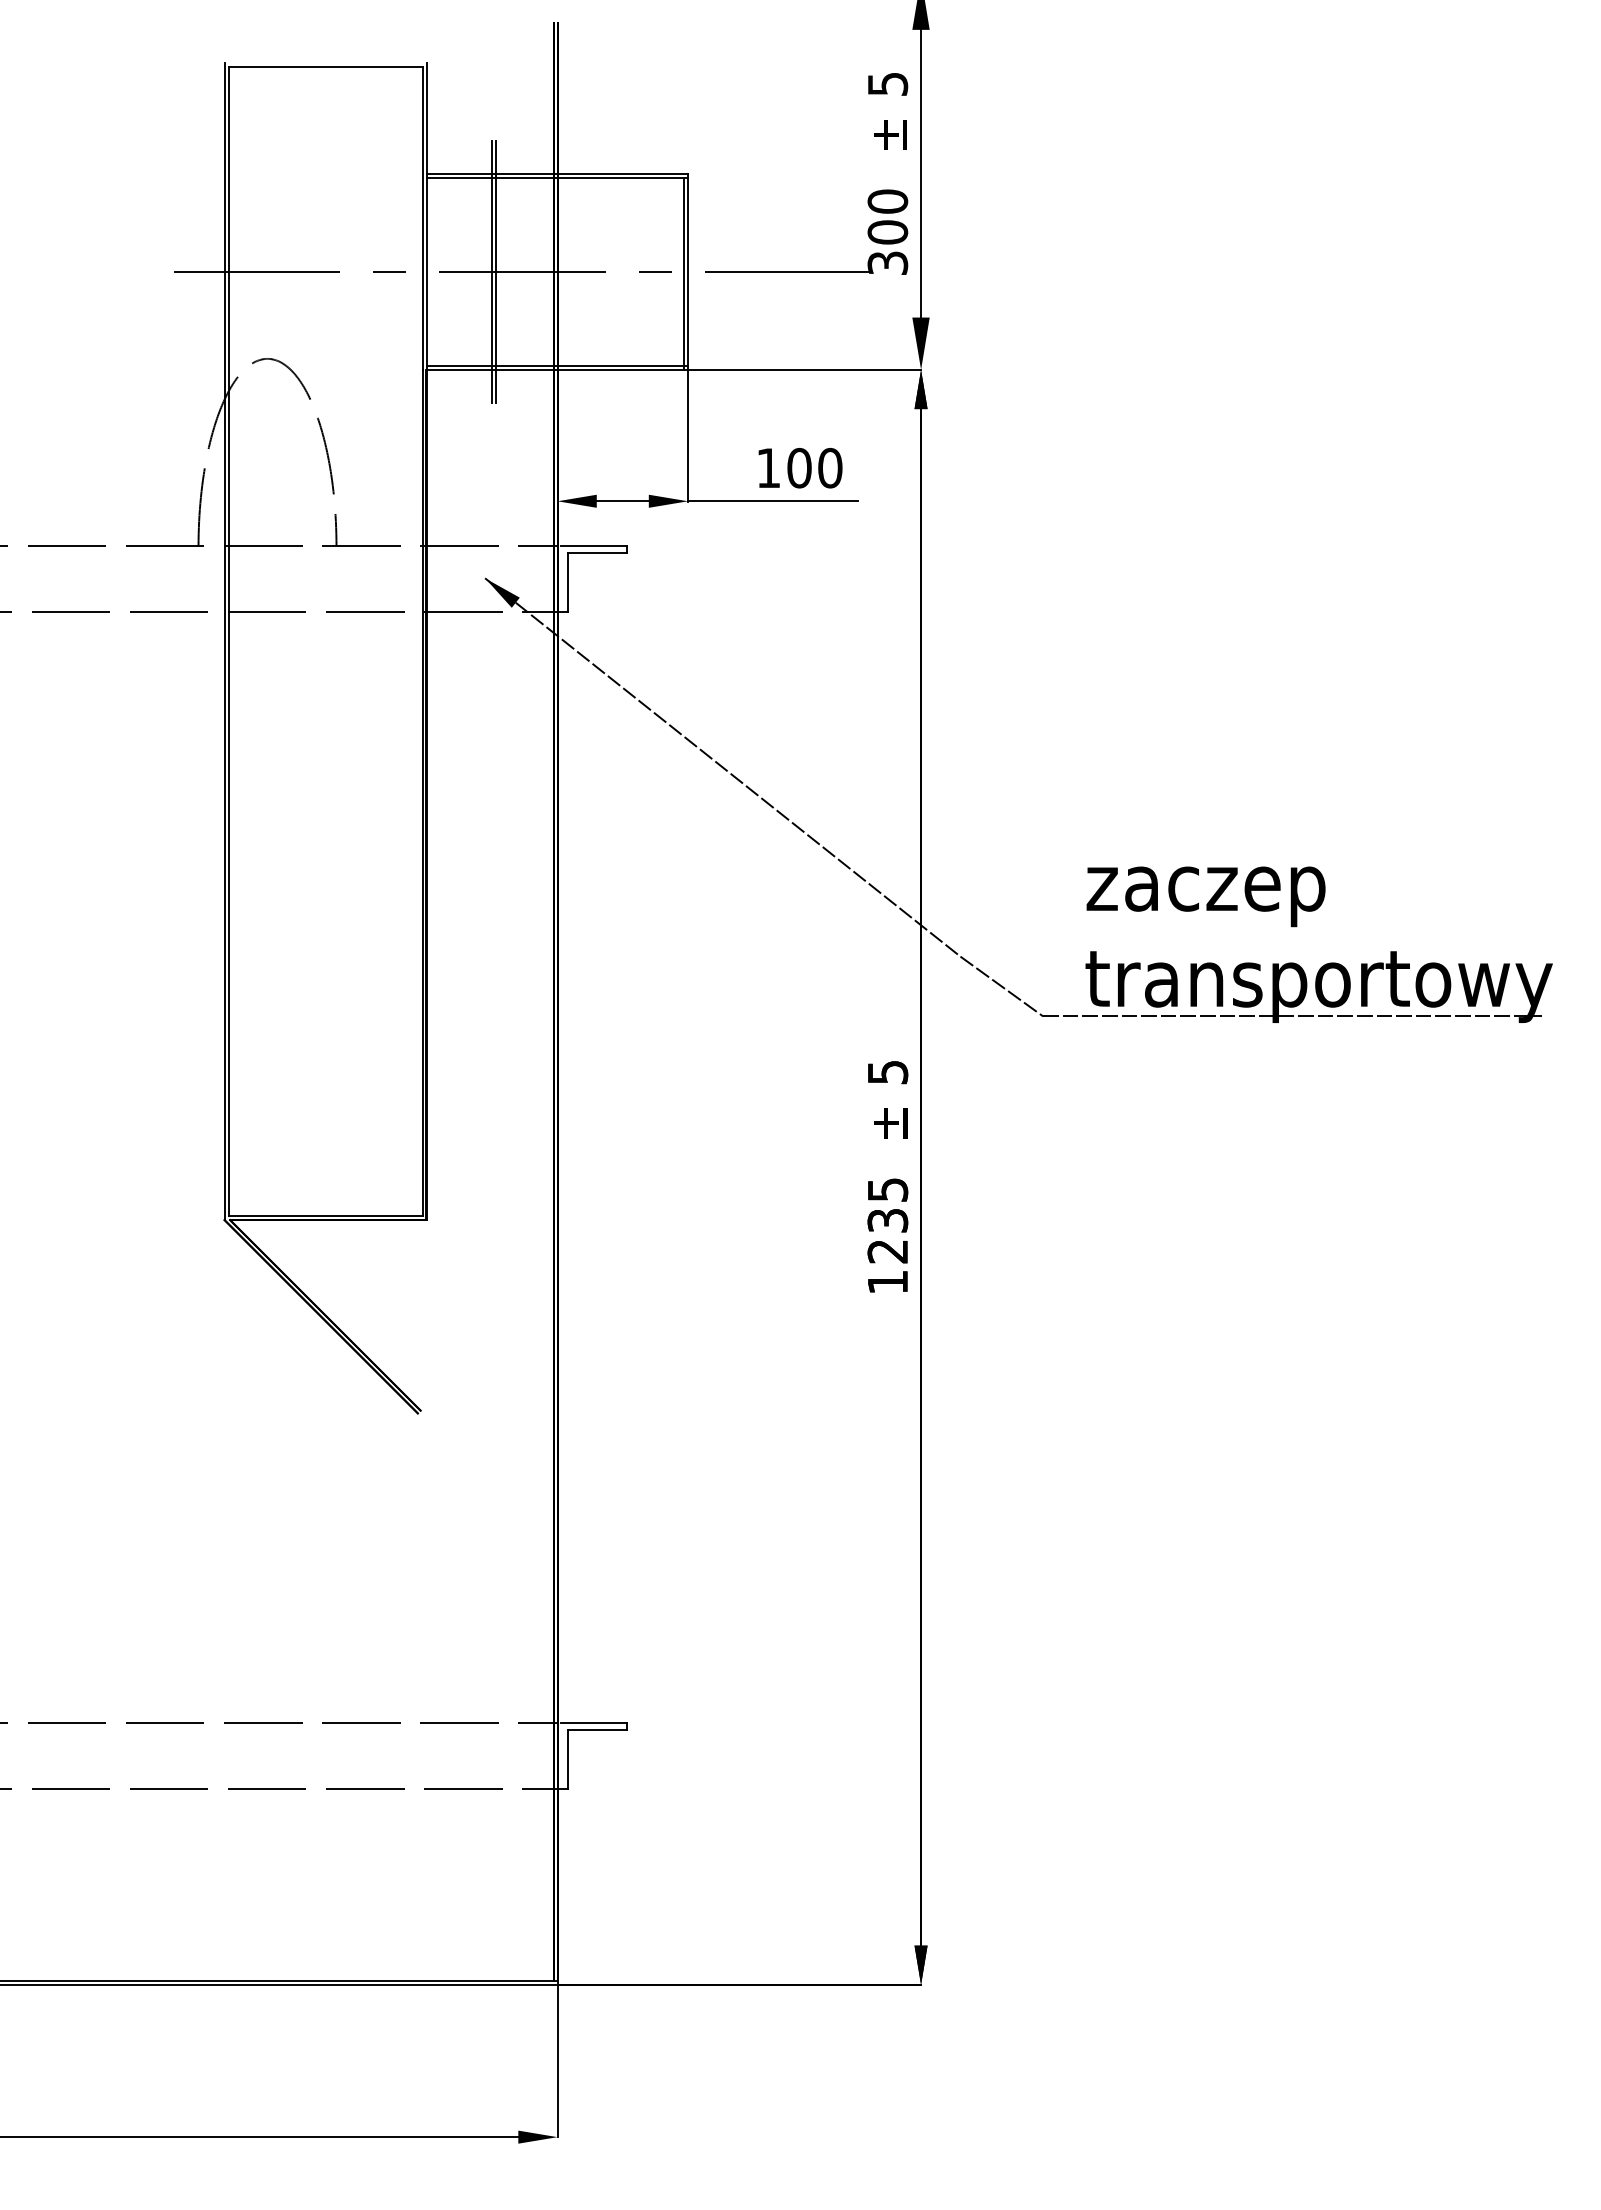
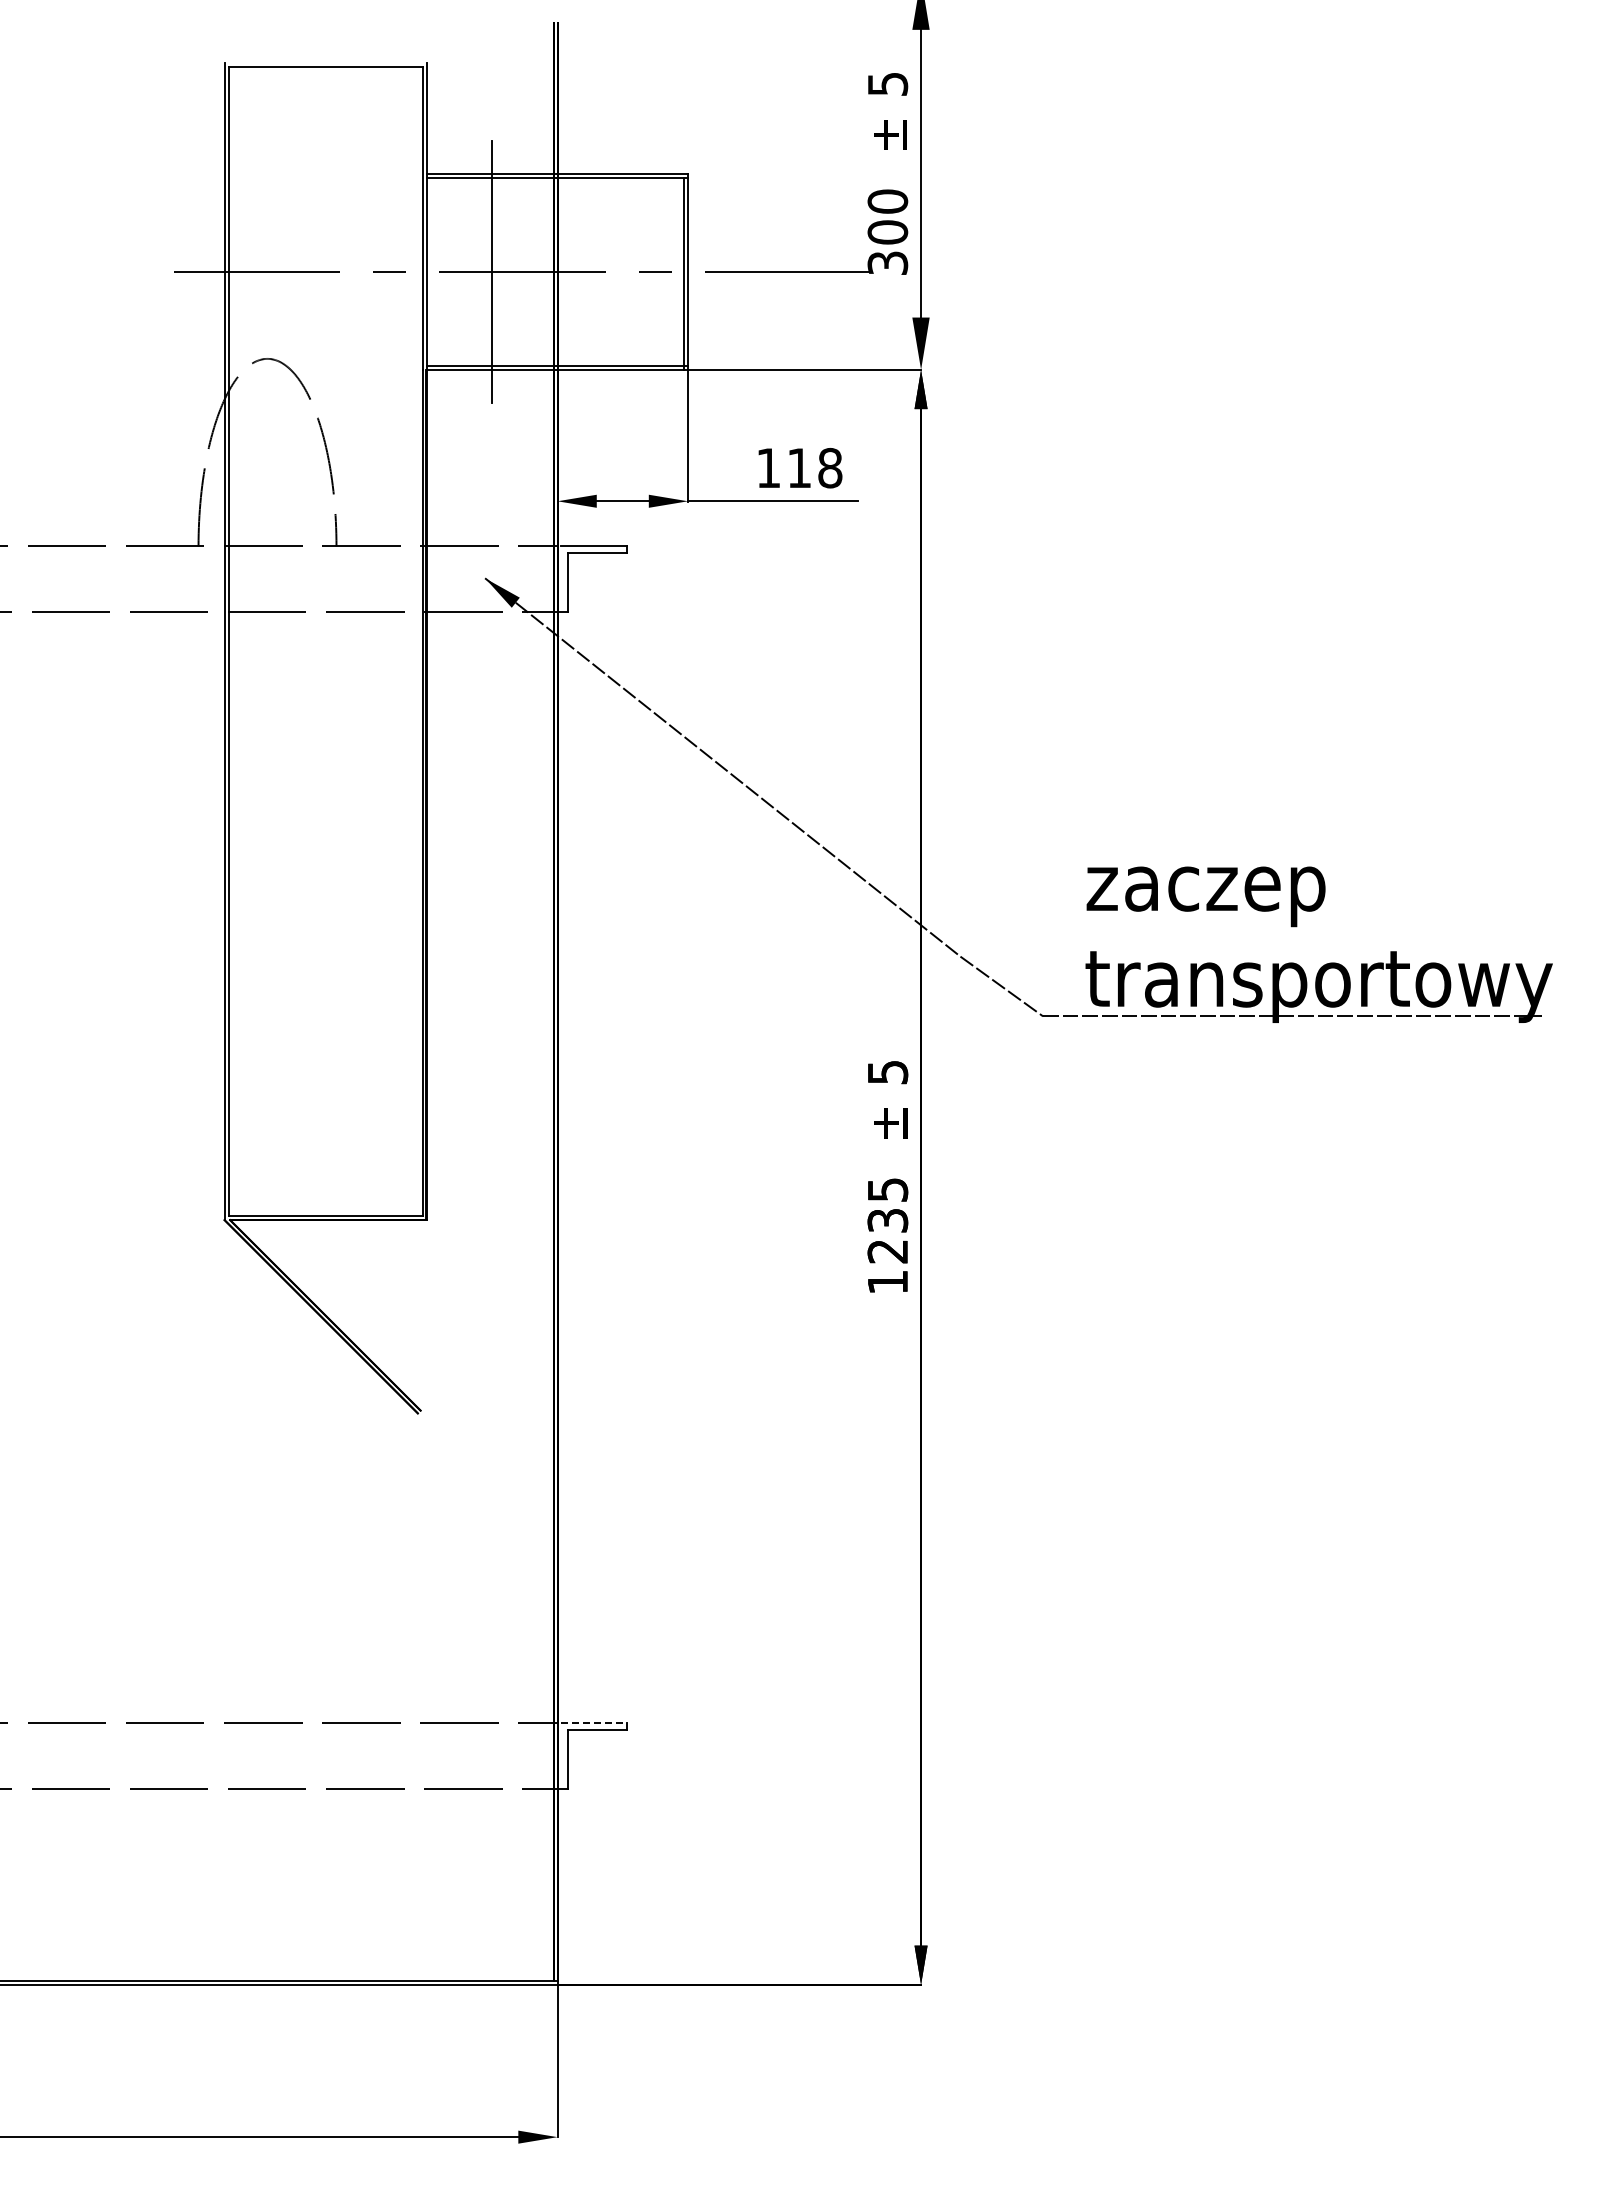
line: present -> none (495, 271)
text: 100 -> 118 (814, 467)
line: solid -> dashed (594, 1723)
